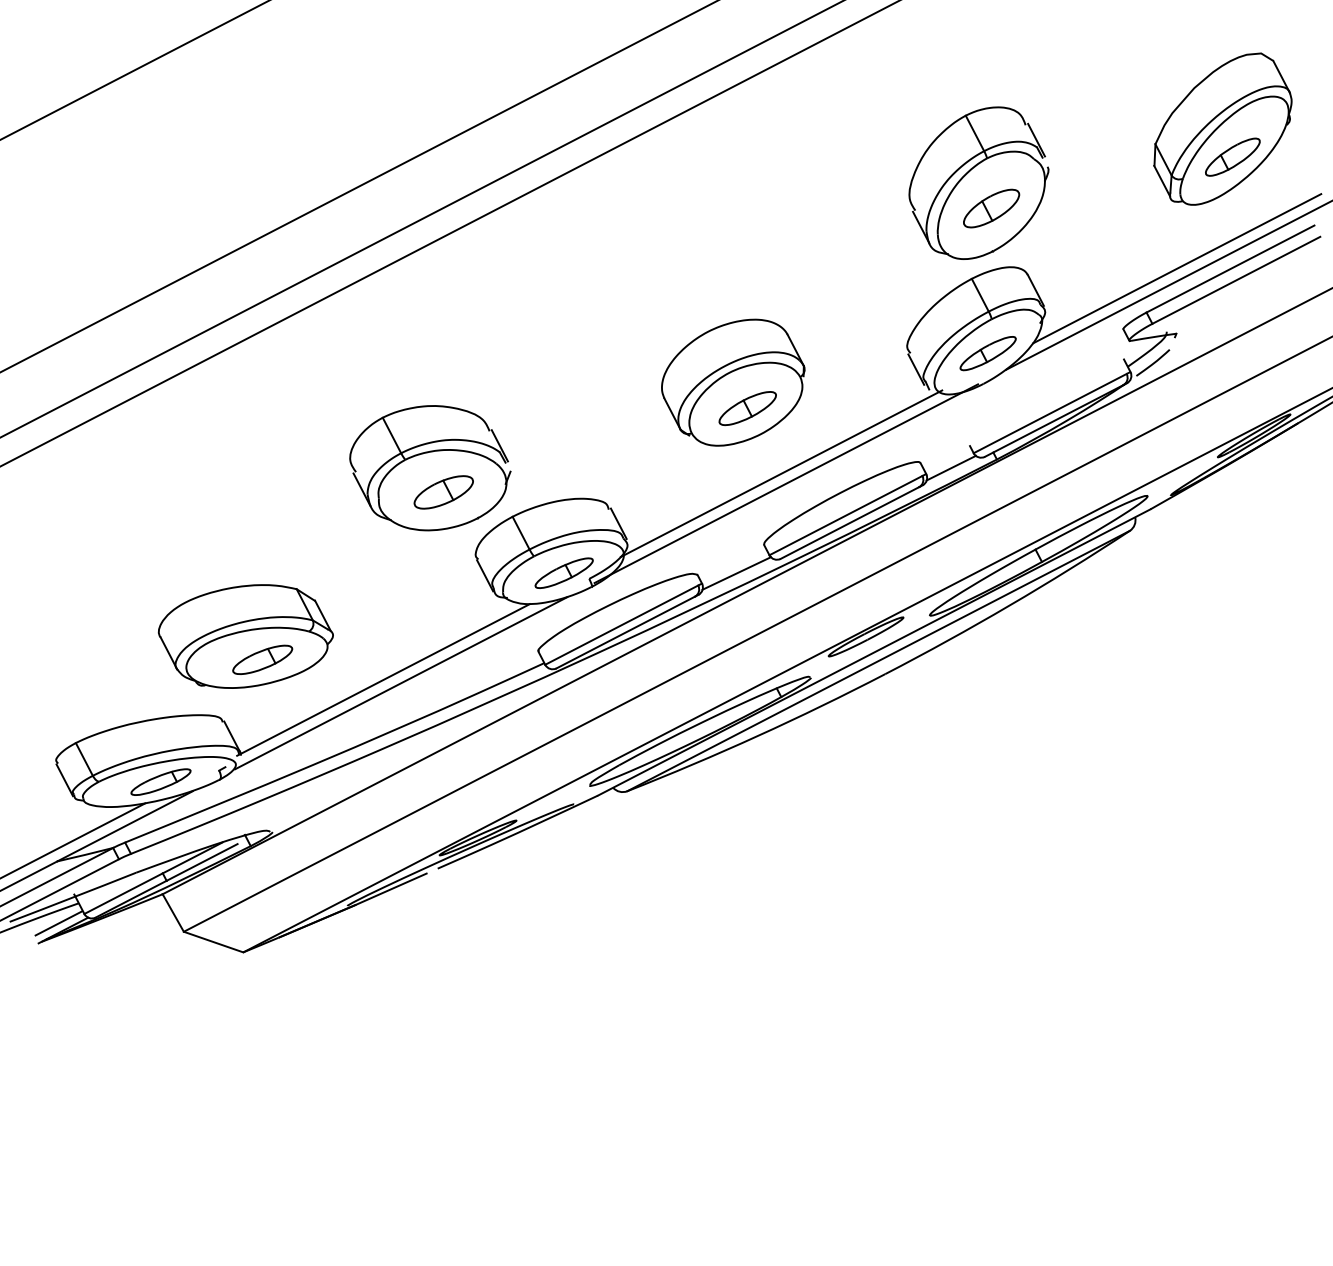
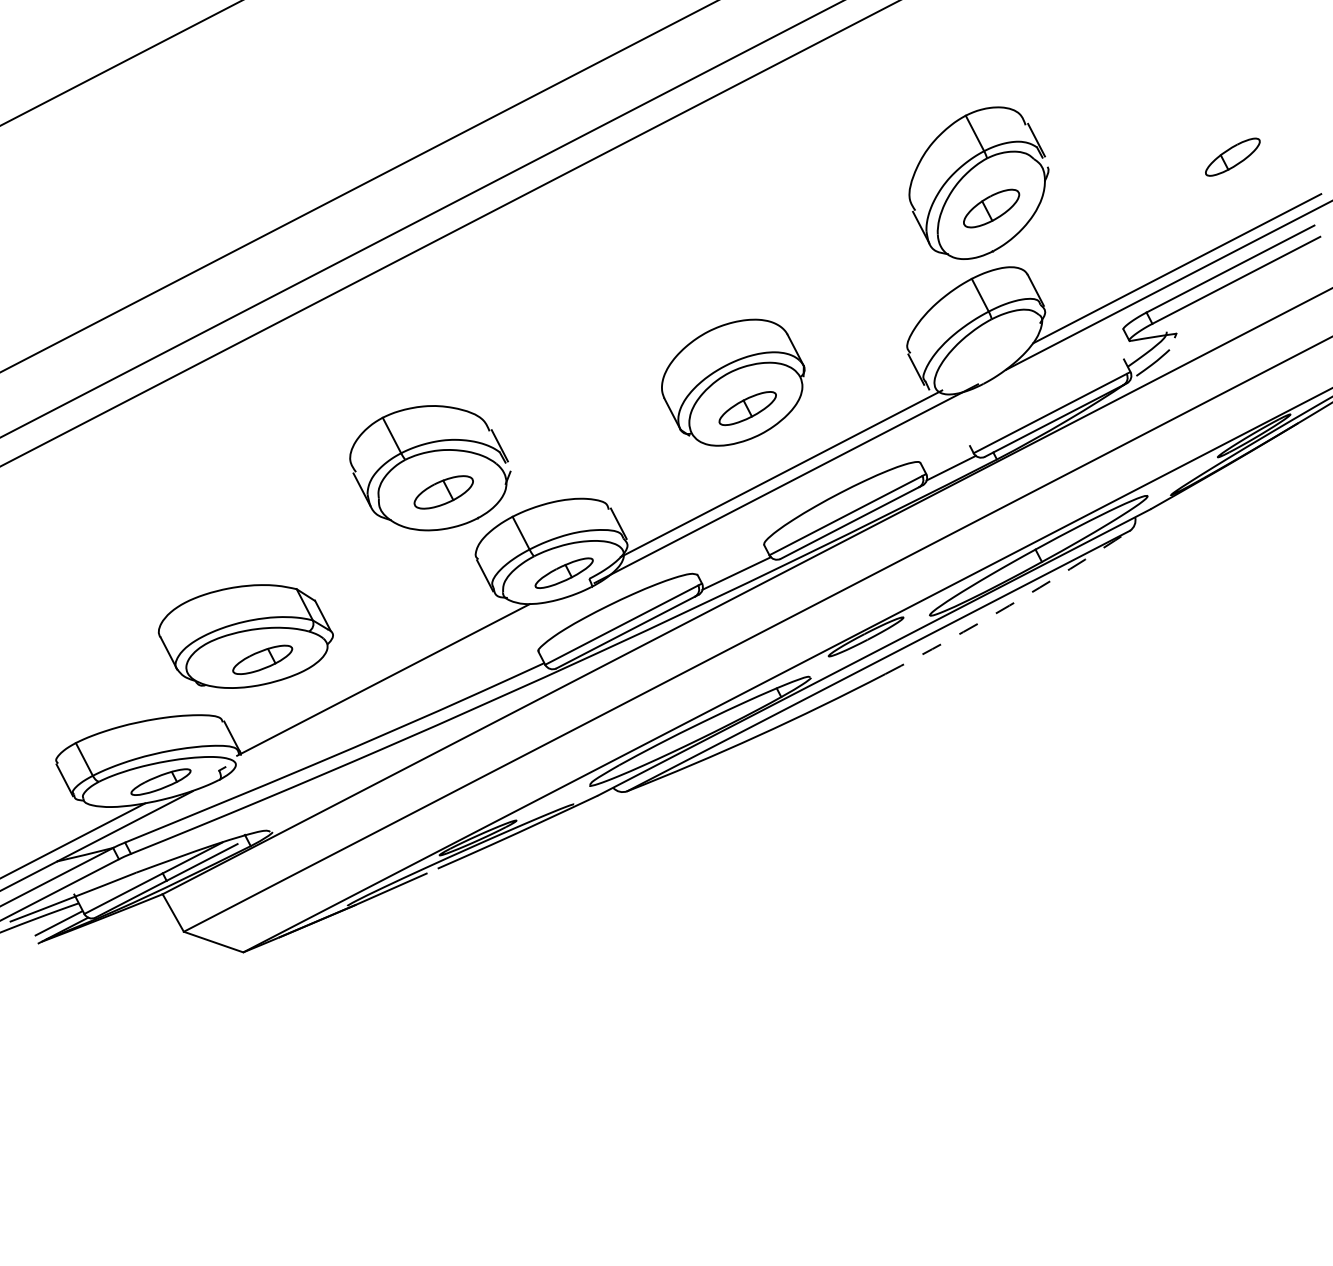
line position: (134, 70) -> (120, 63) (120, 63)
part: present -> none (1222, 128)
part: present -> none (987, 353)
arc: solid -> dashed (1009, 605)
line: present -> none (401, 683)
